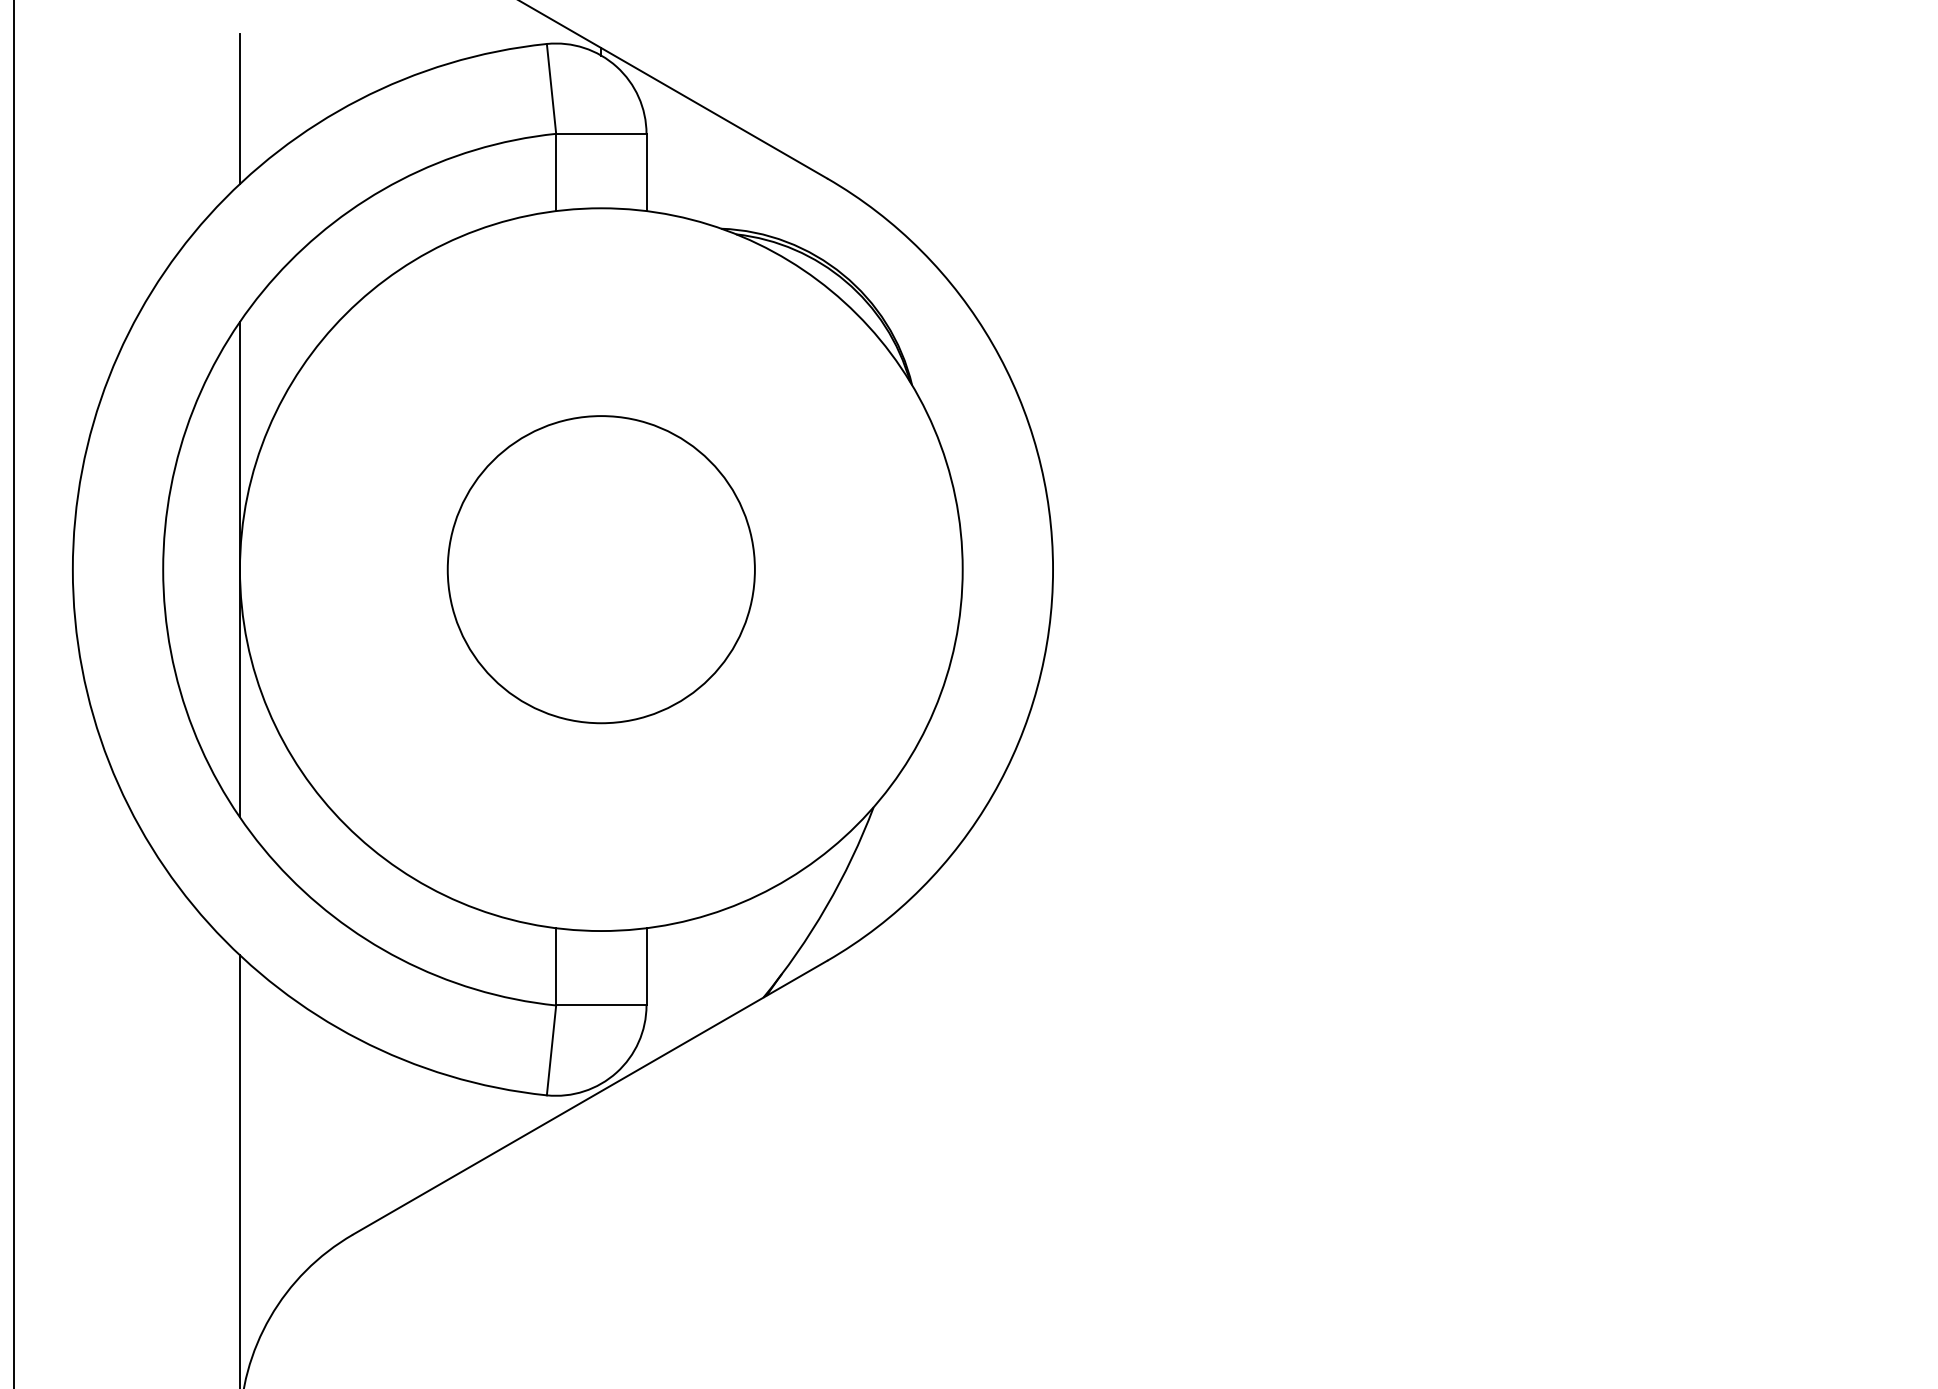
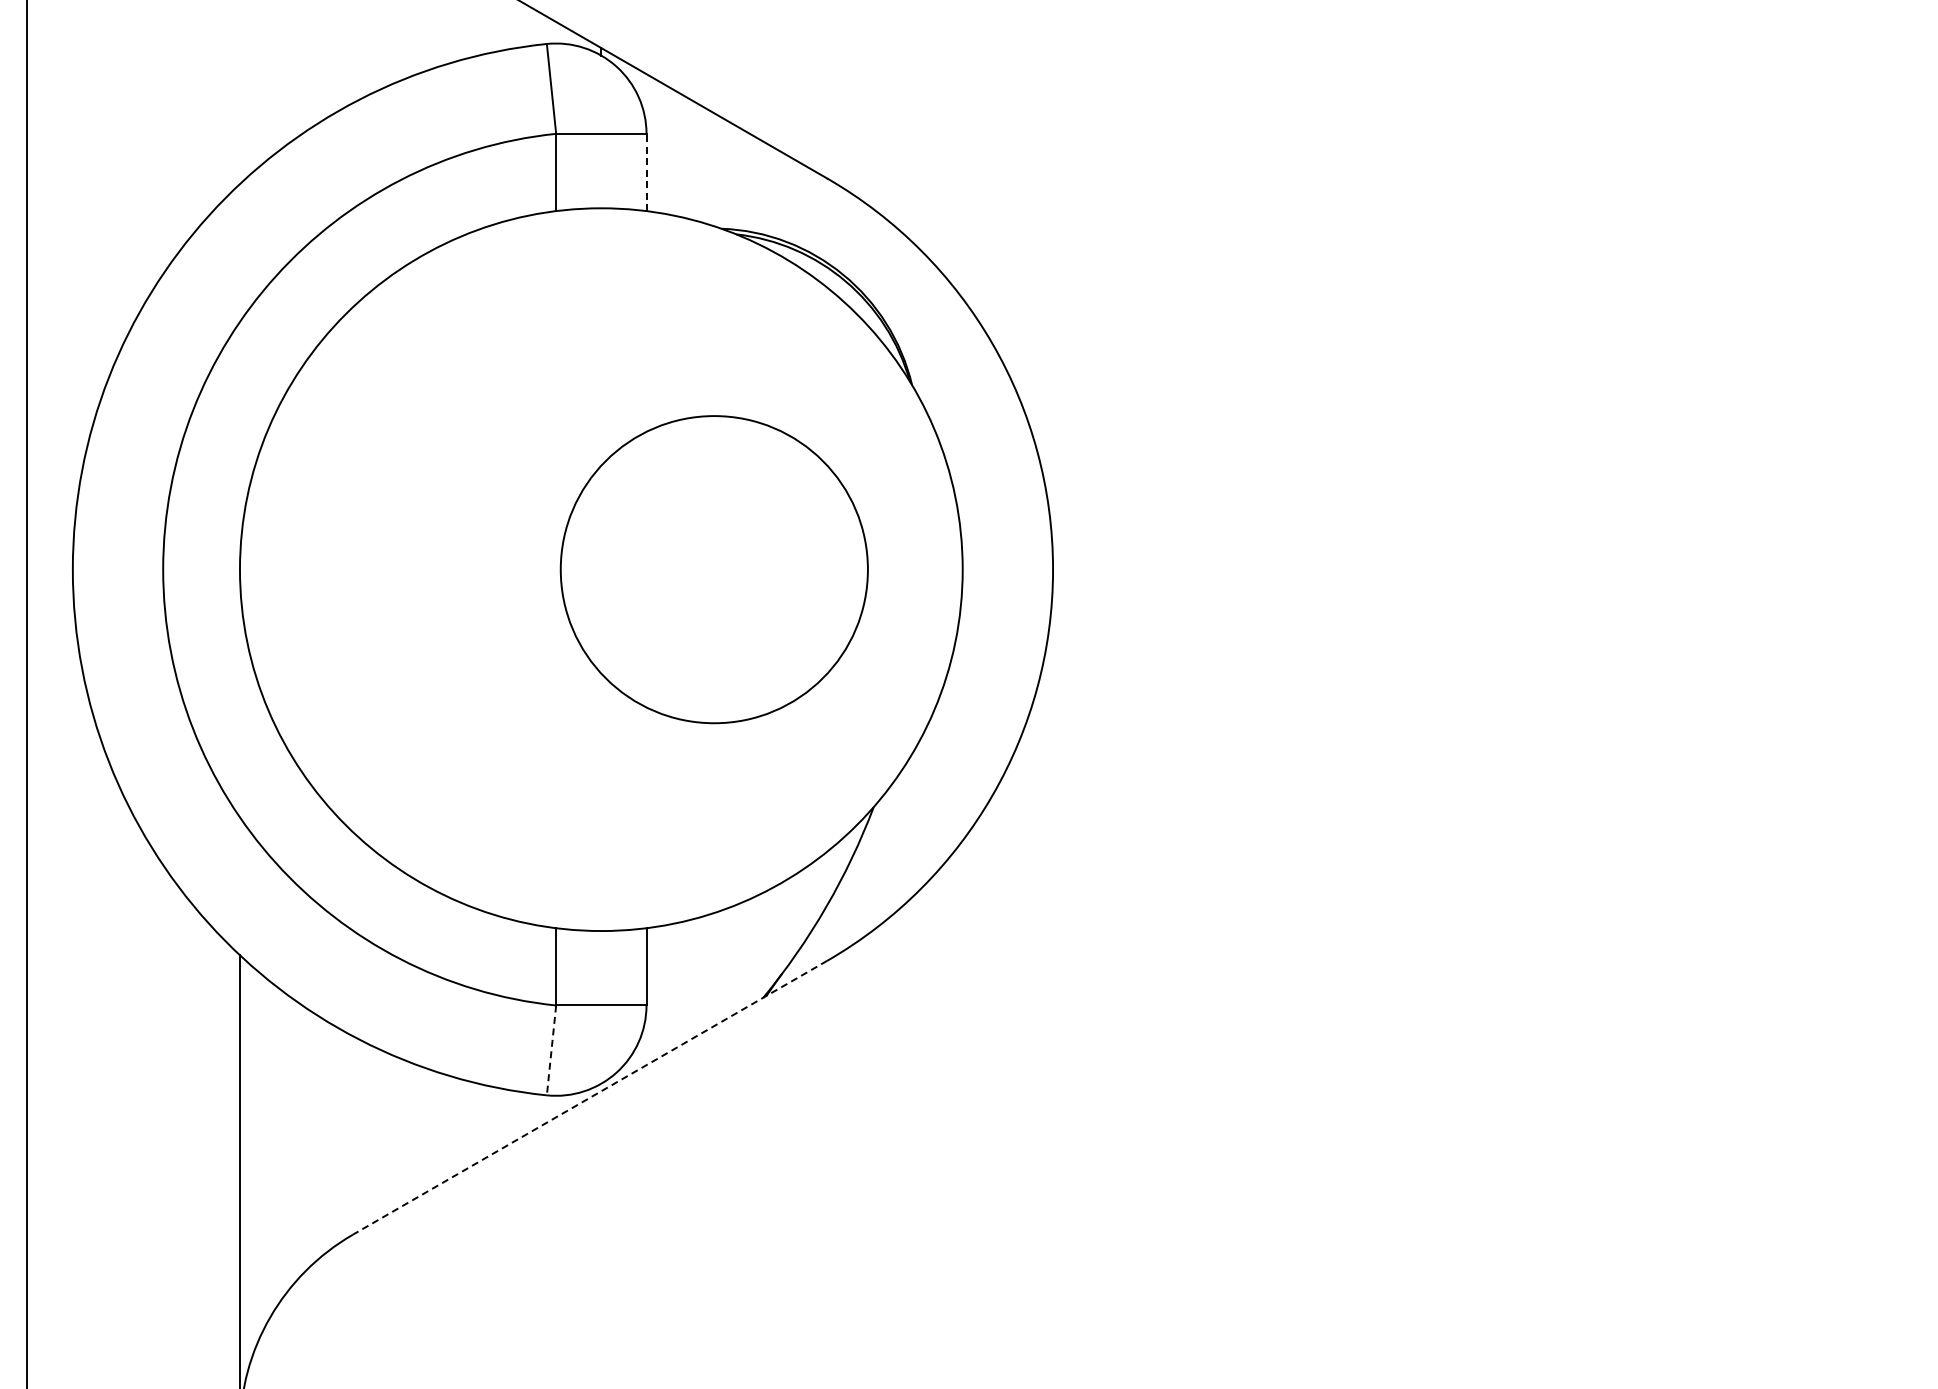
line: present -> none (239, 109)
line: solid -> dashed (646, 172)
line: present -> none (239, 569)
circle position: (600, 569) -> (713, 569) (713, 569)
line position: (14, 693) -> (27, 693) (27, 693)
line: solid -> dashed (551, 1050)
line: solid -> dashed (590, 1097)
